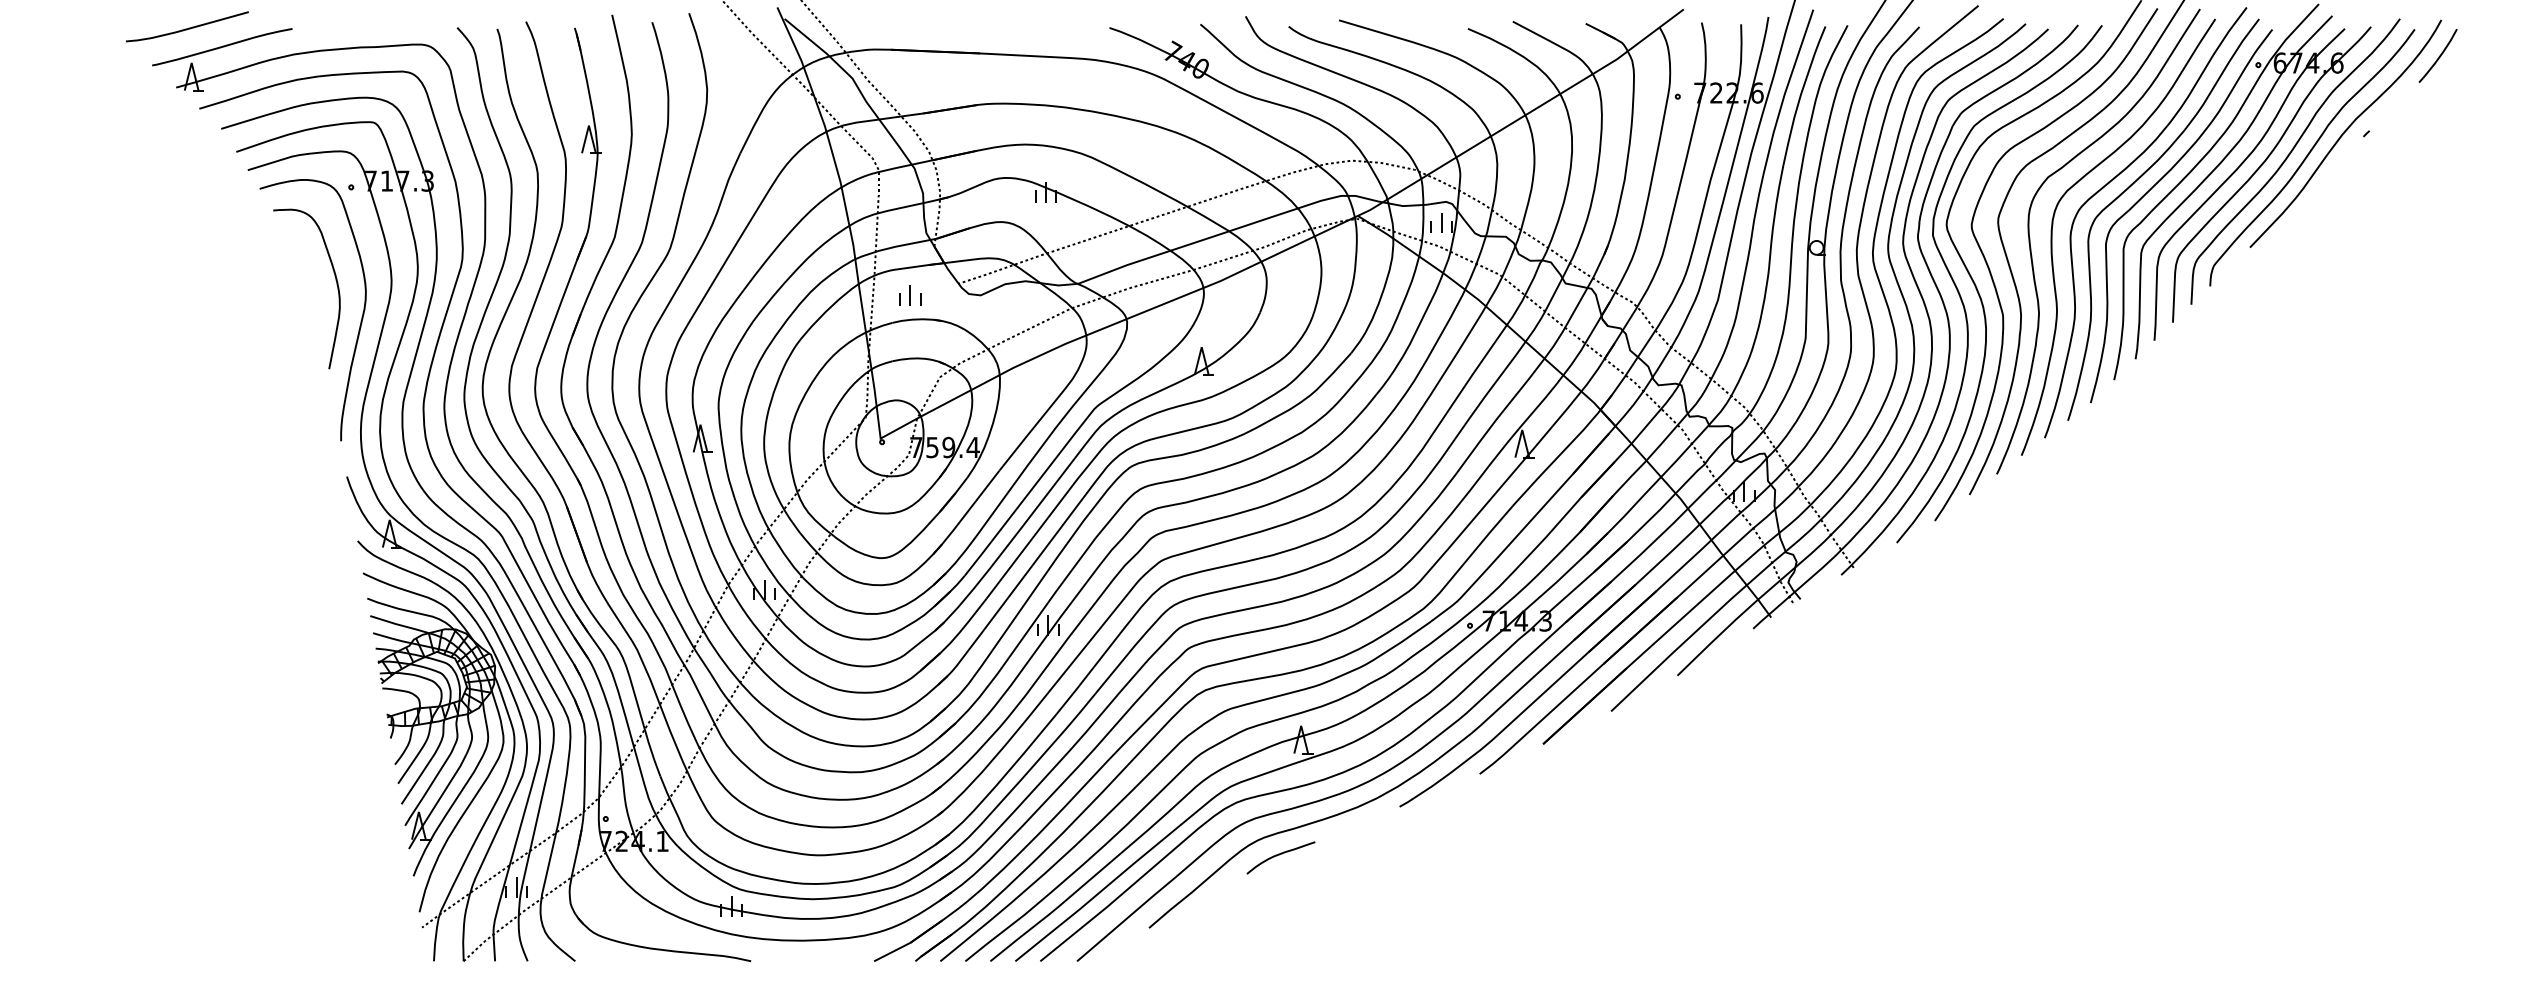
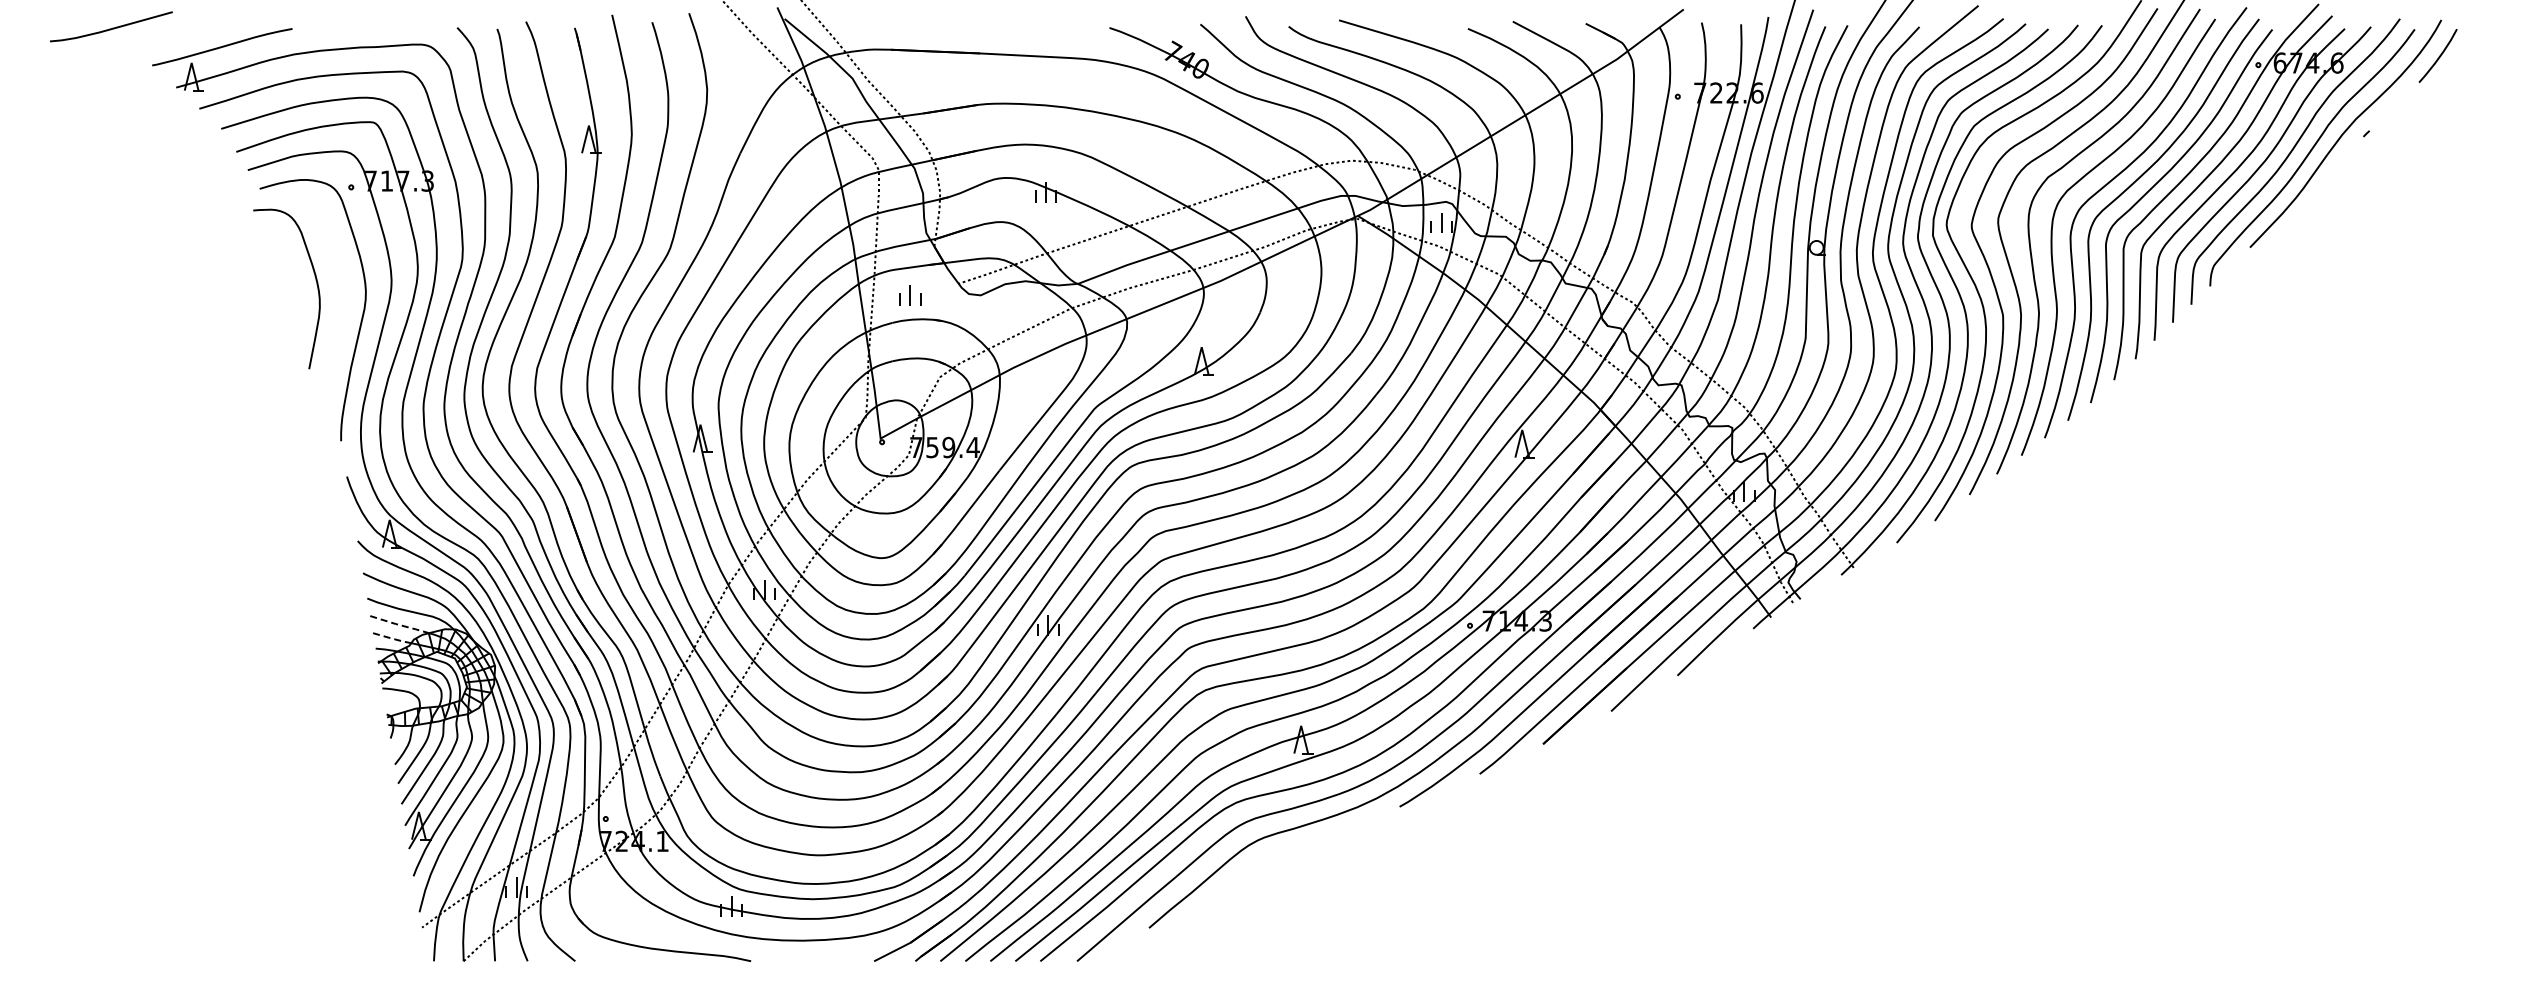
line position: (188, 27) -> (112, 27) (112, 27)
curve position: (335, 280) -> (315, 280) (315, 280)
line: solid -> dashed (399, 625)
line: solid -> dashed (392, 638)
curve: present -> none (1279, 855)
